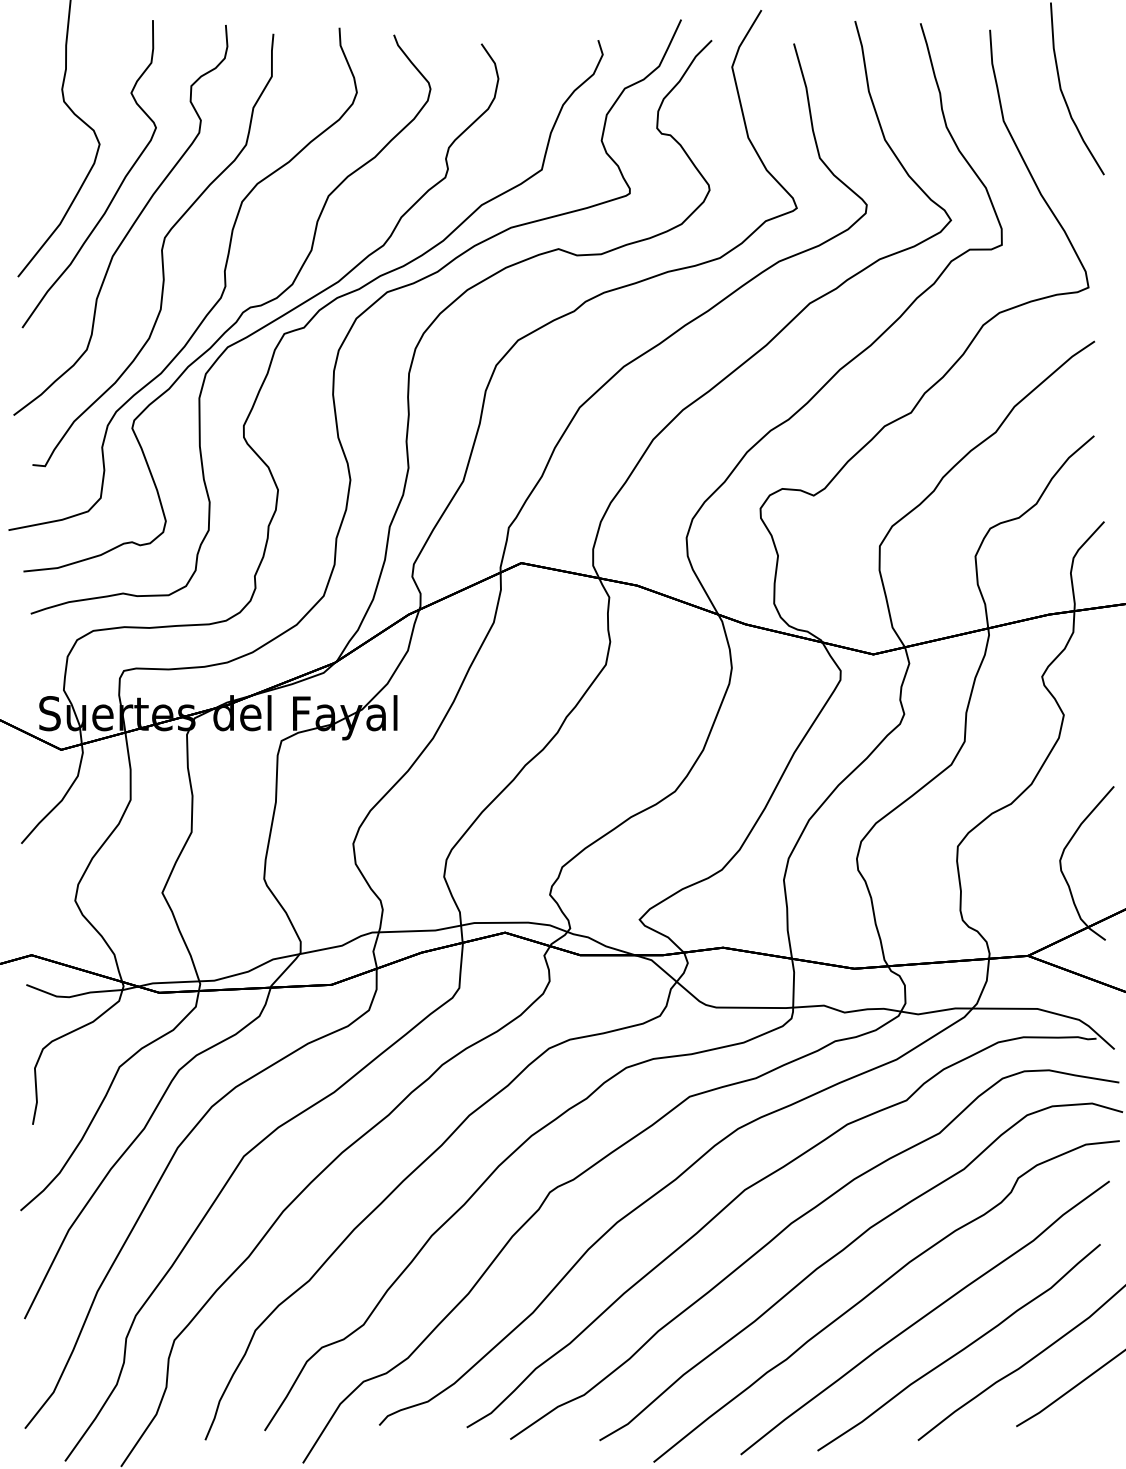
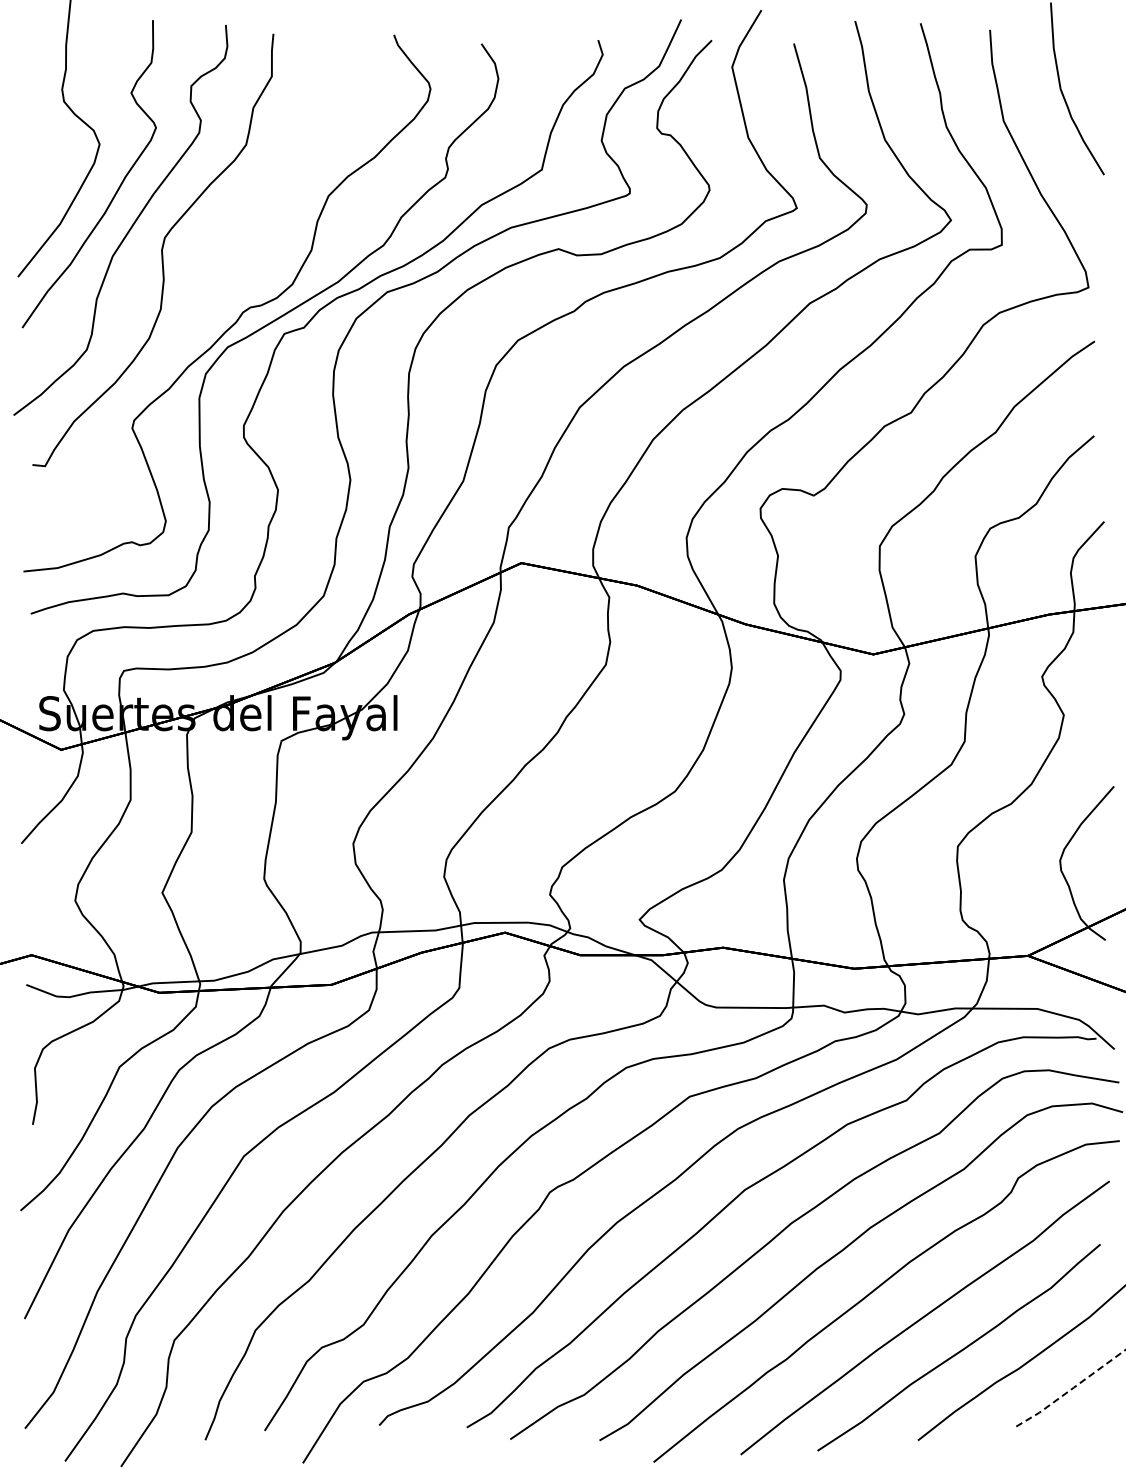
curve: present -> none (211, 307)
line: solid -> dashed (1072, 1388)
